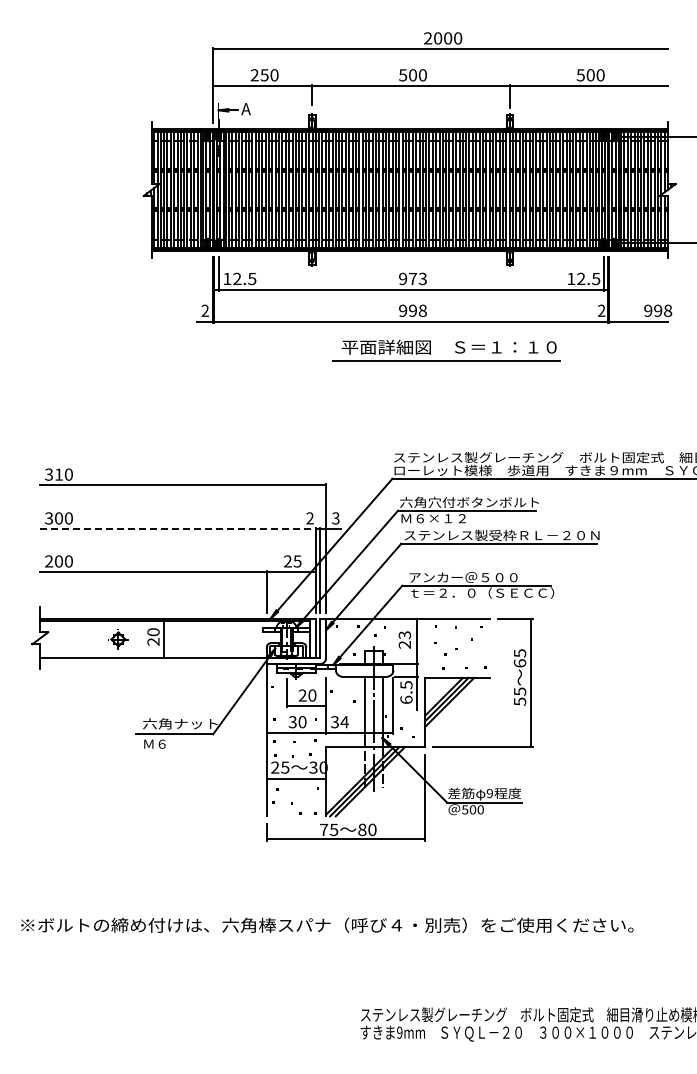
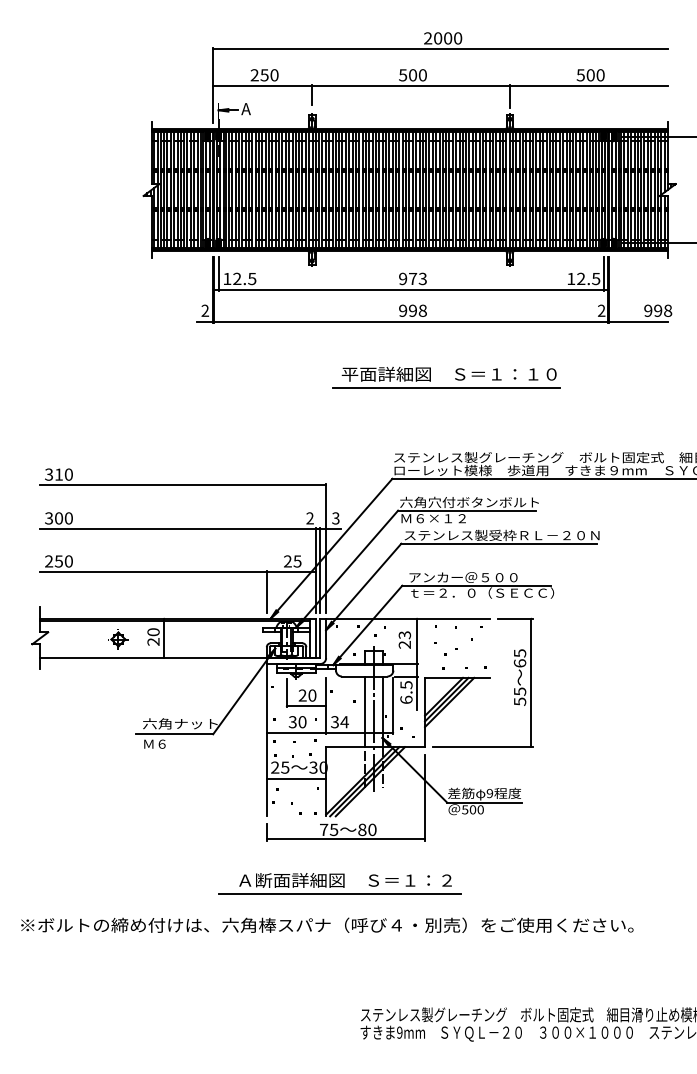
part position: (455, 351) -> (455, 378) (455, 378)
line: dashed -> solid (178, 528)
text: 200 -> 250 (58, 561)
part: none -> present (339, 883)
